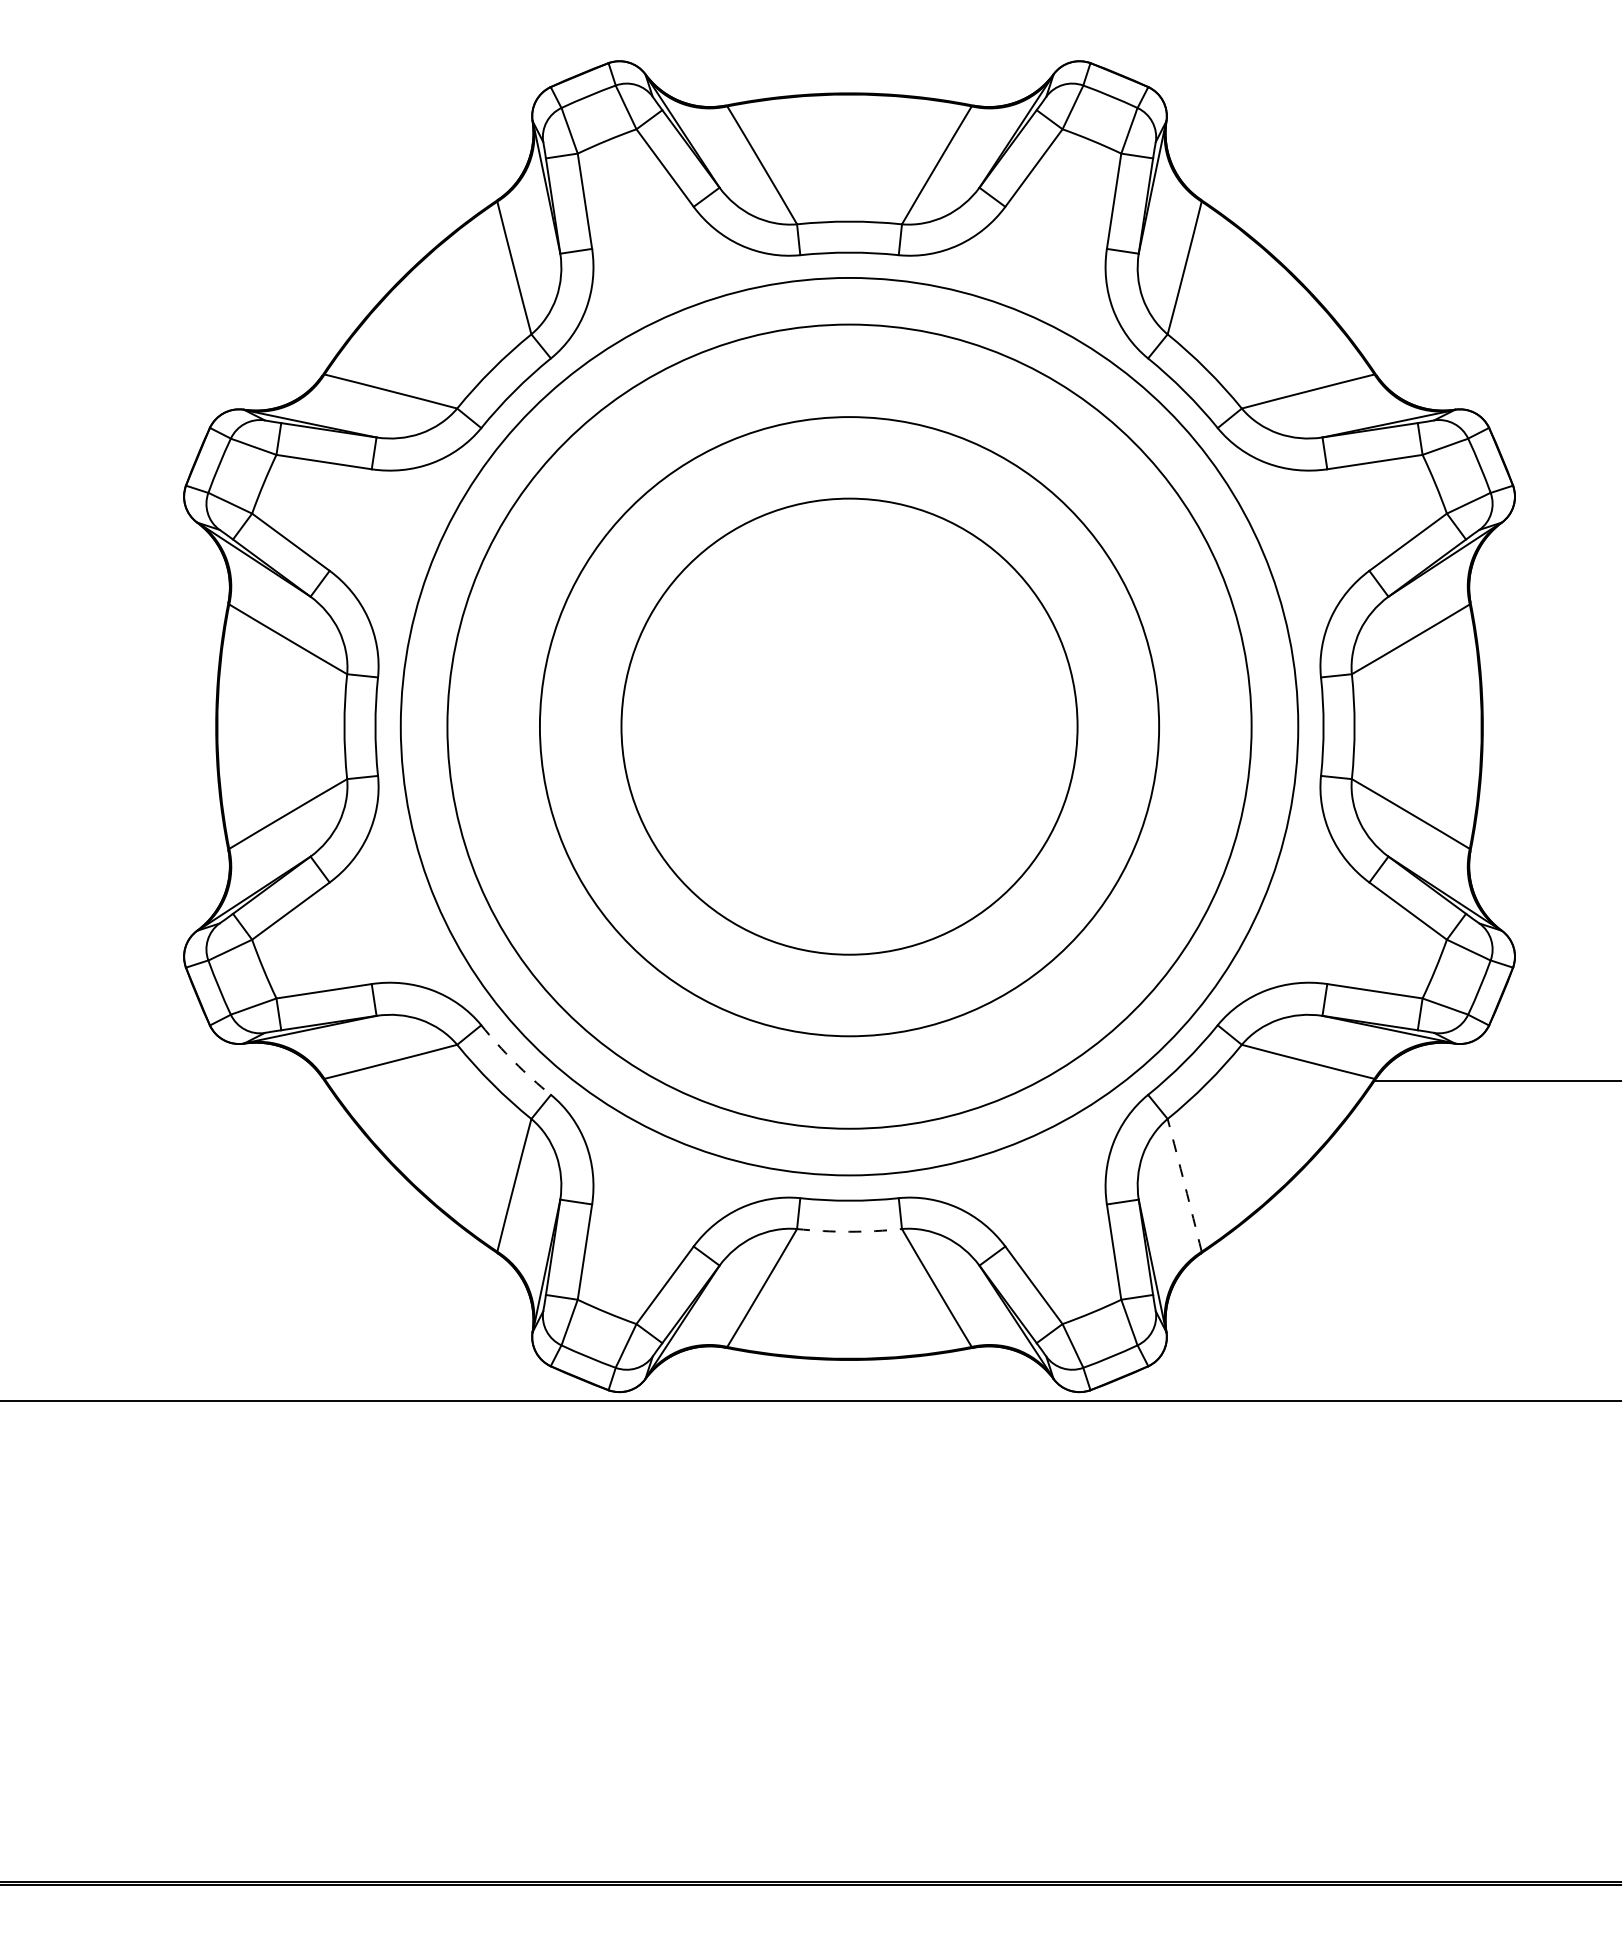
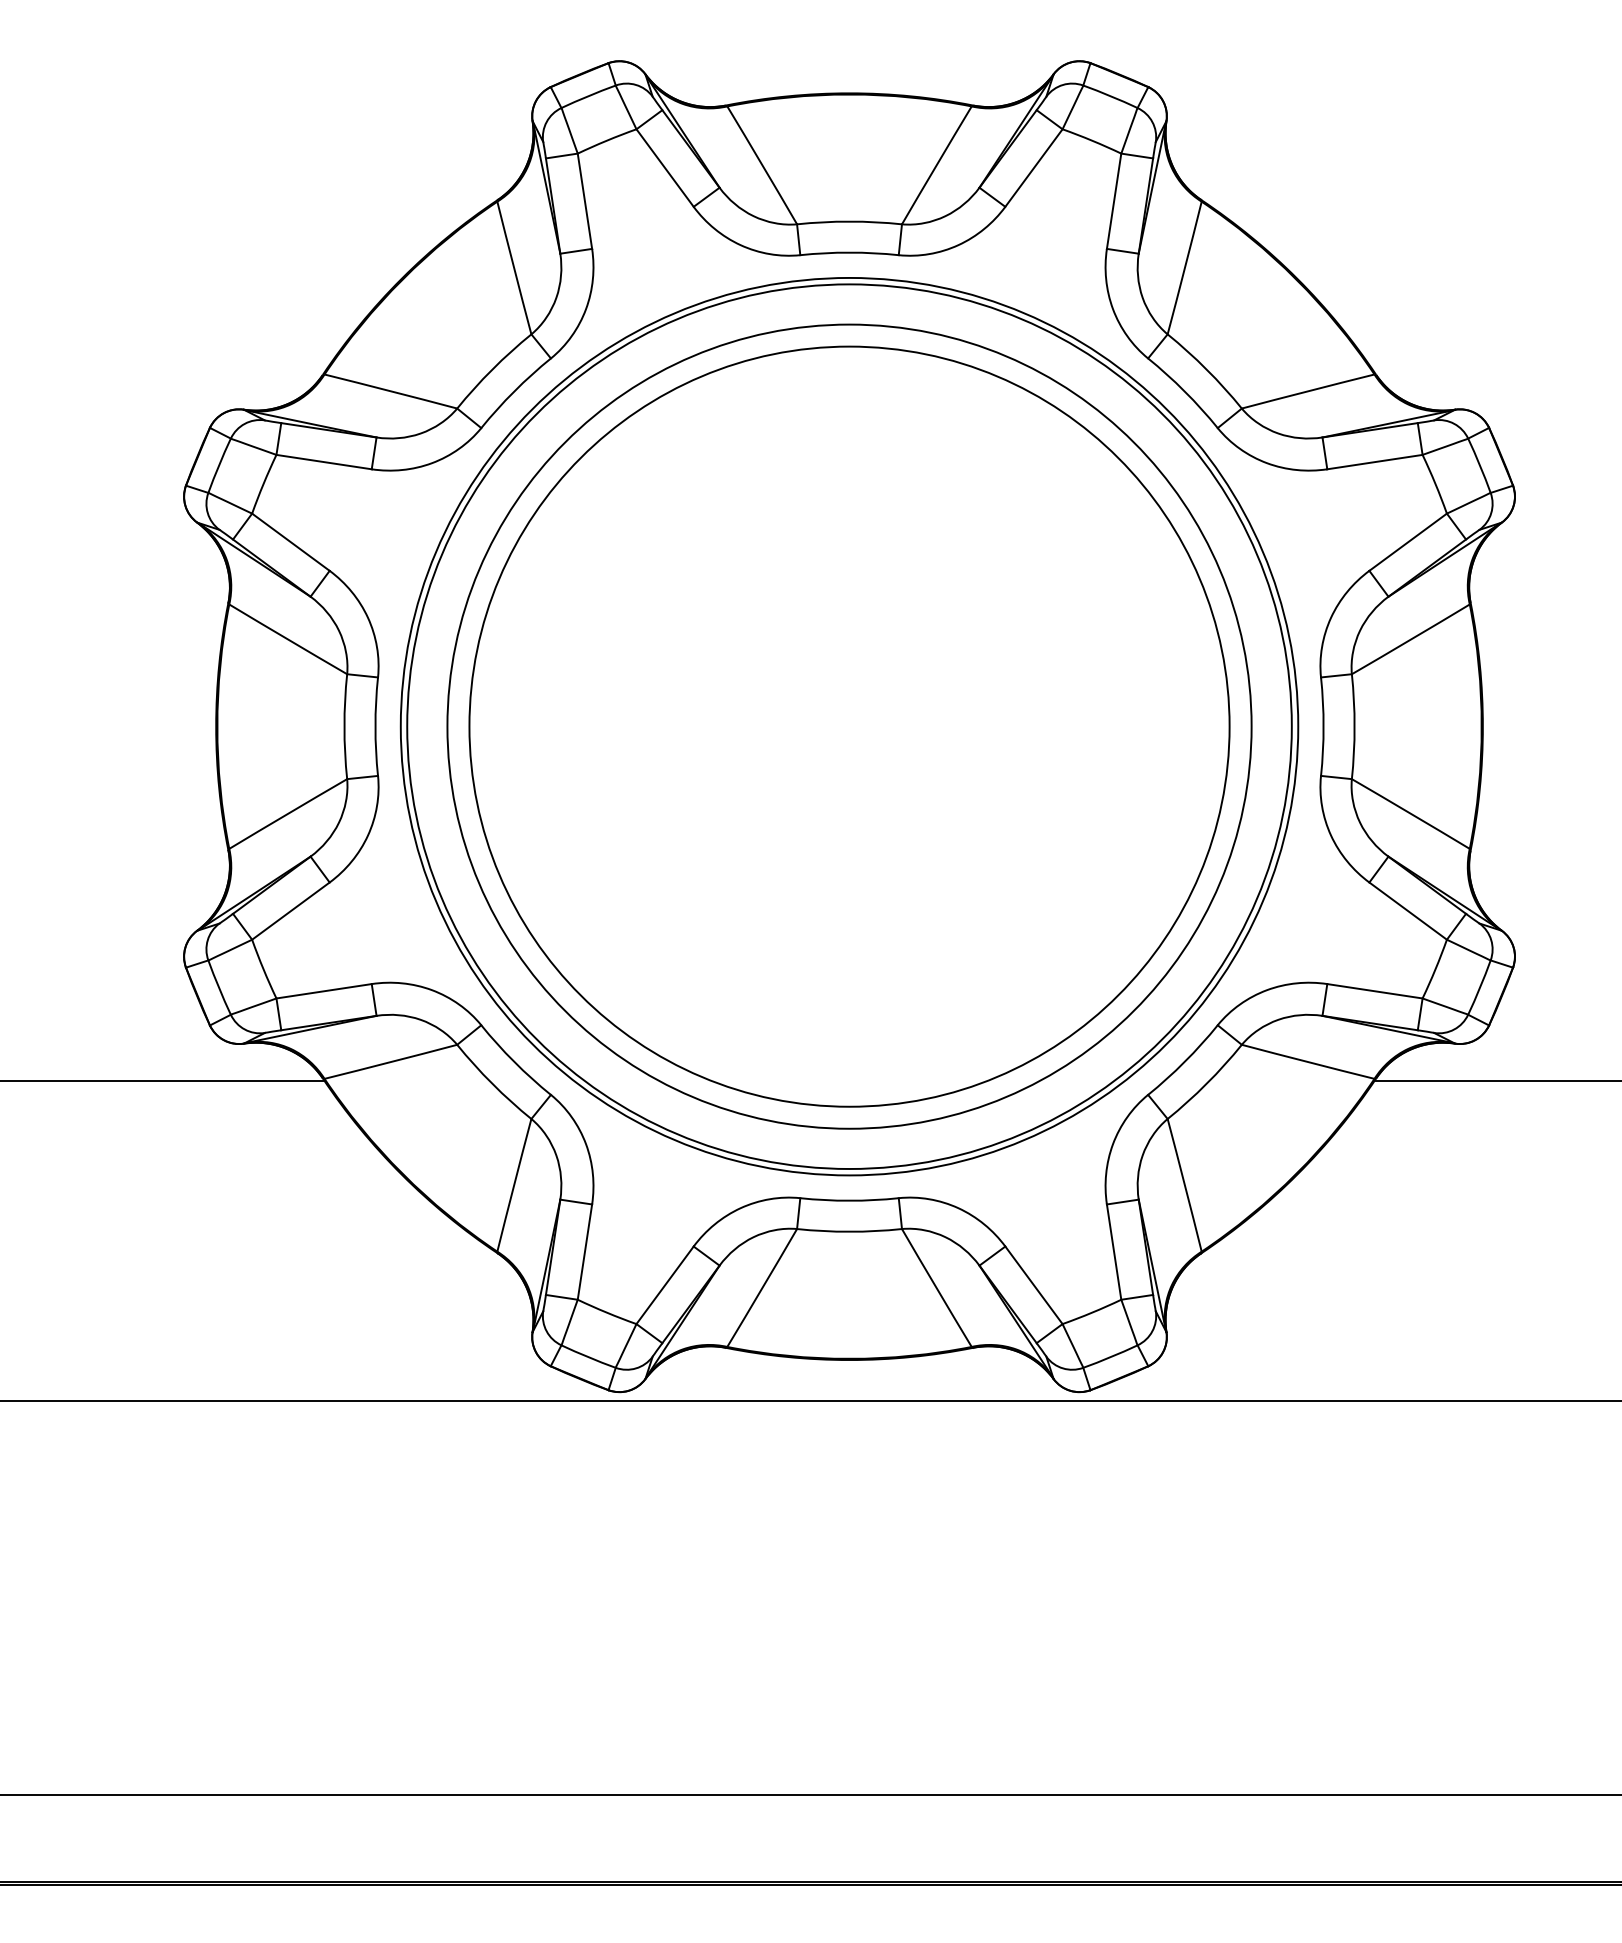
circle diameter: 456 px -> 760 px (849, 726)
circle diameter: 619 px -> 885 px (849, 726)
arc: dashed -> solid (514, 1061)
line: none -> present (162, 1080)
arc: dashed -> solid (1184, 1185)
arc: dashed -> solid (849, 1231)
line: none -> present (810, 1795)
